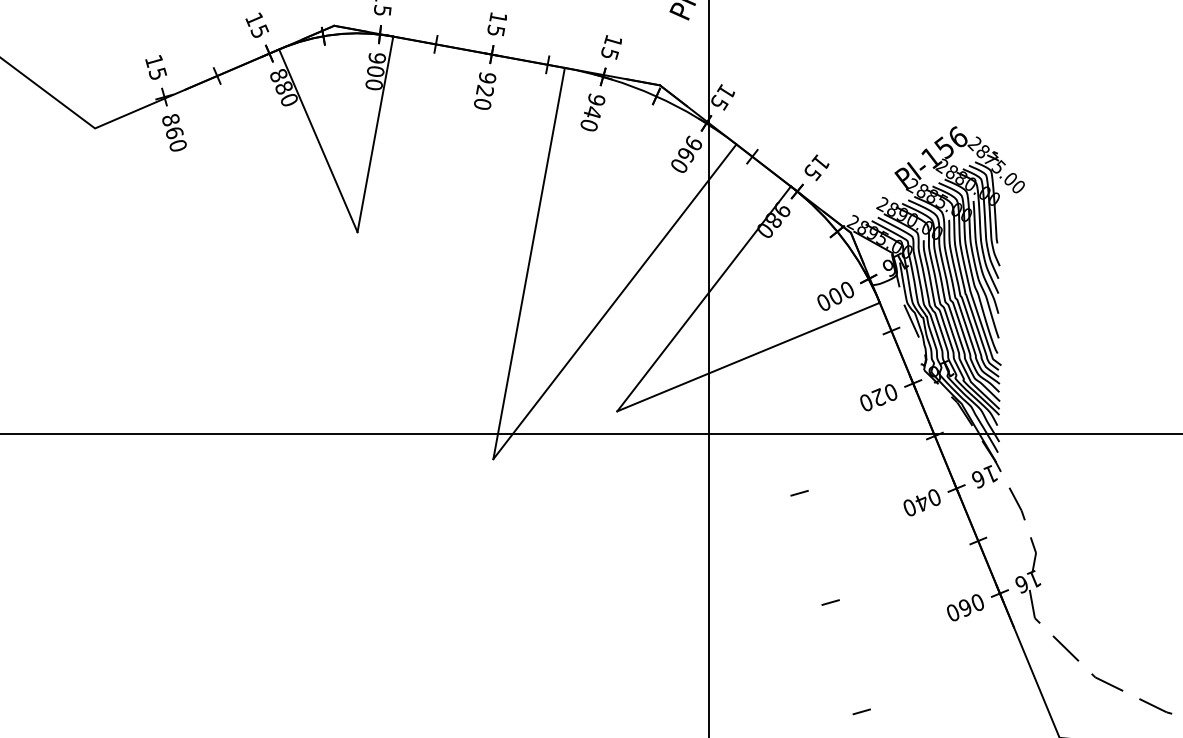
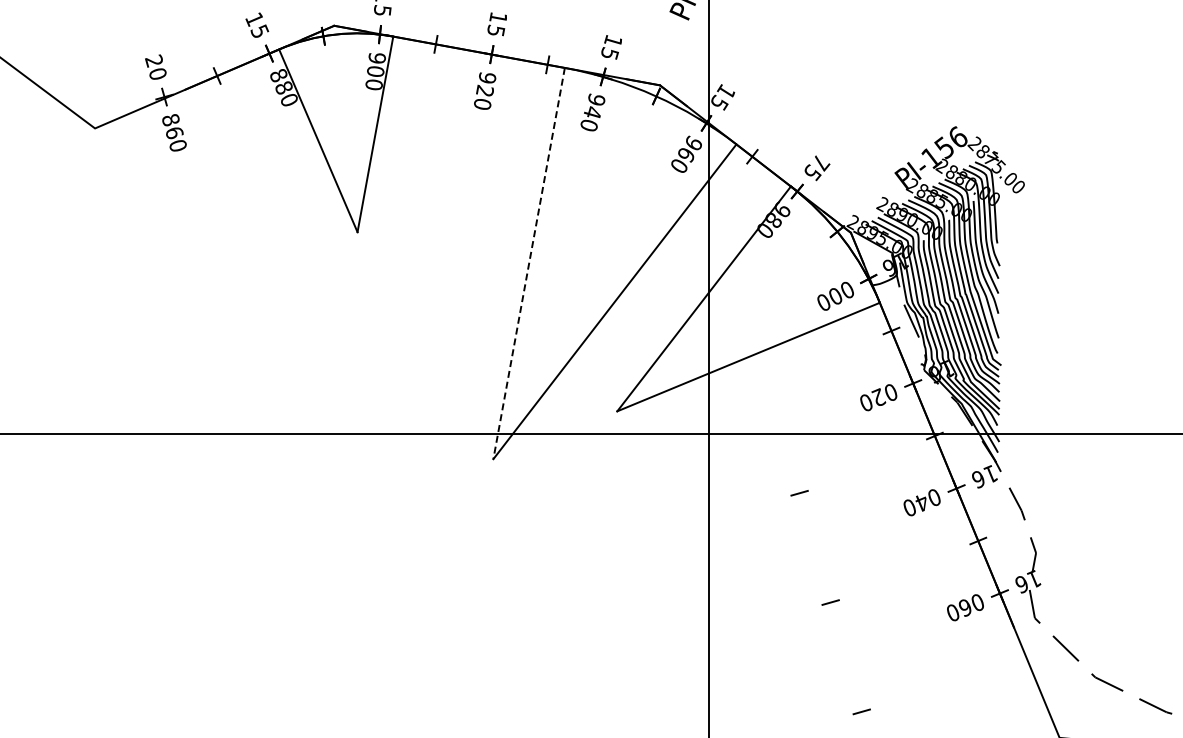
text: 15 -> 20 (155, 66)
text: 15 -> 75 (820, 162)
line: solid -> dashed (529, 263)
